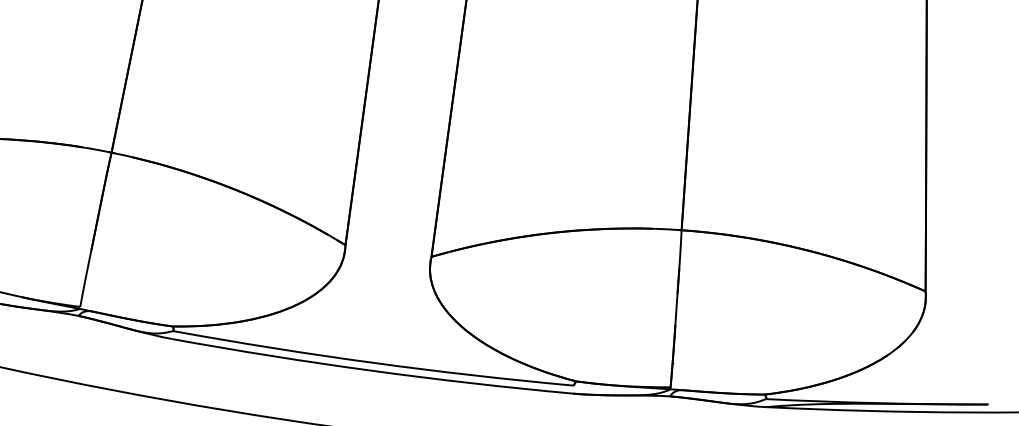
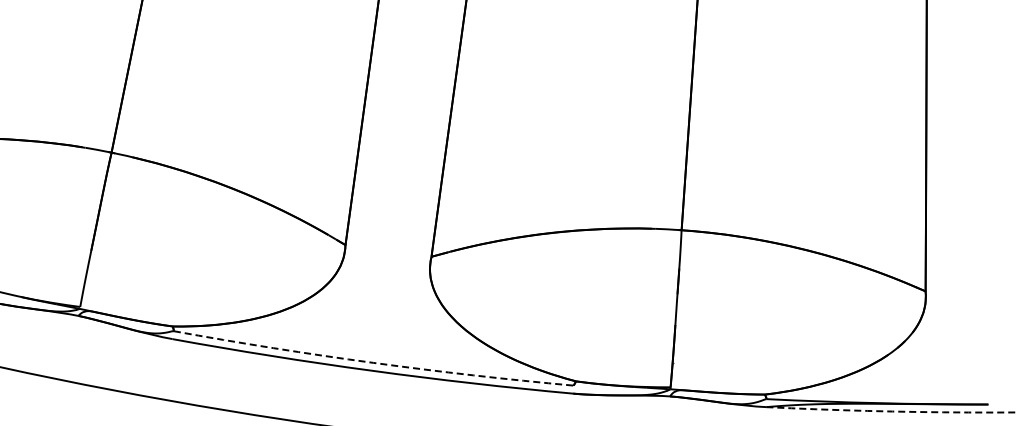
arc: solid -> dashed (373, 362)
arc: solid -> dashed (893, 411)
